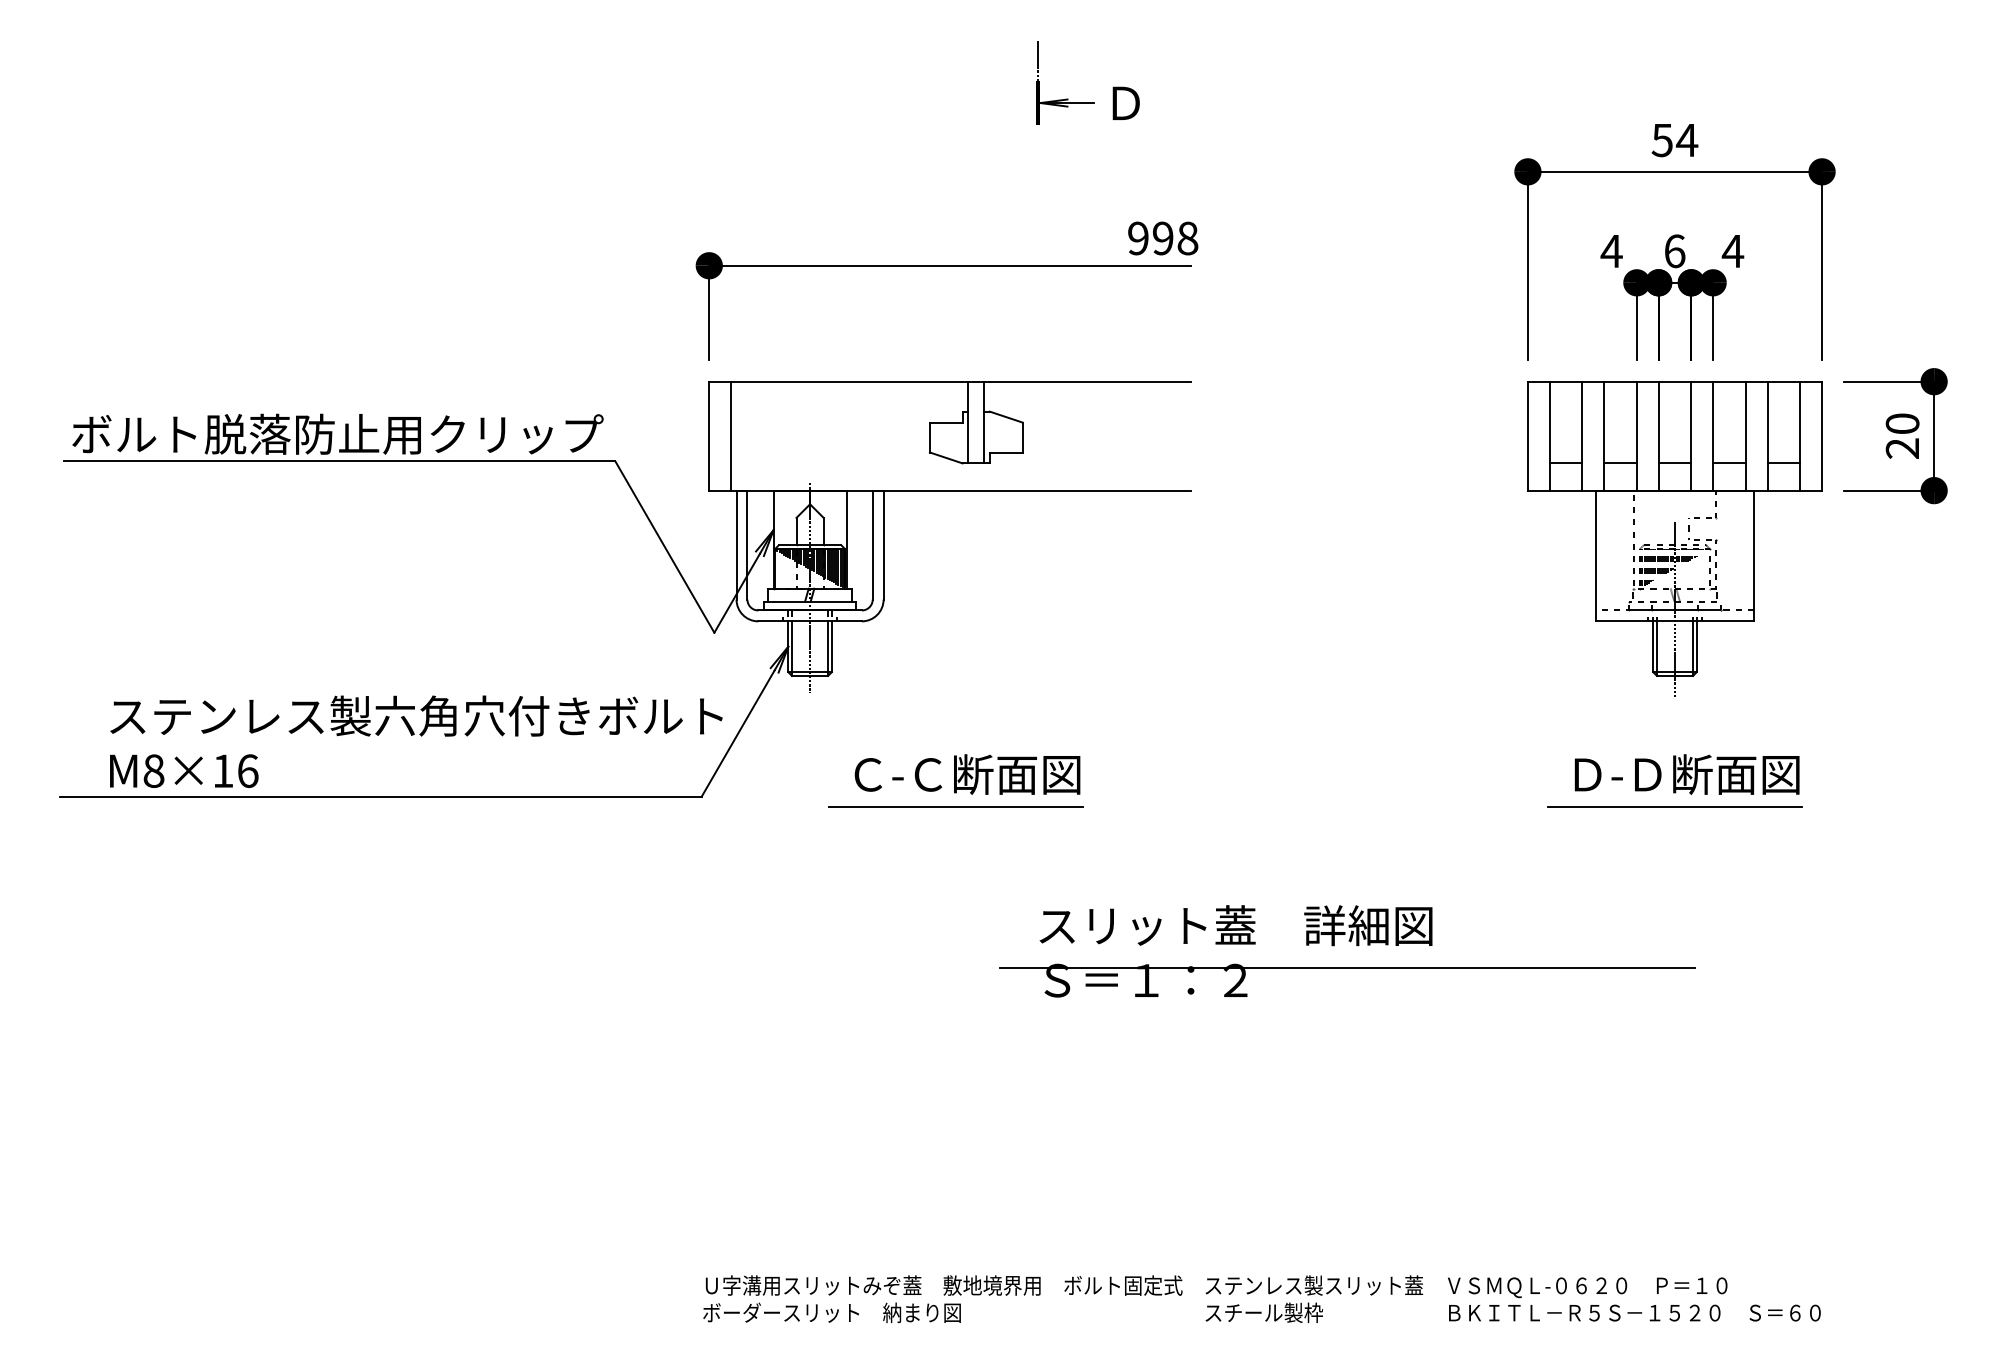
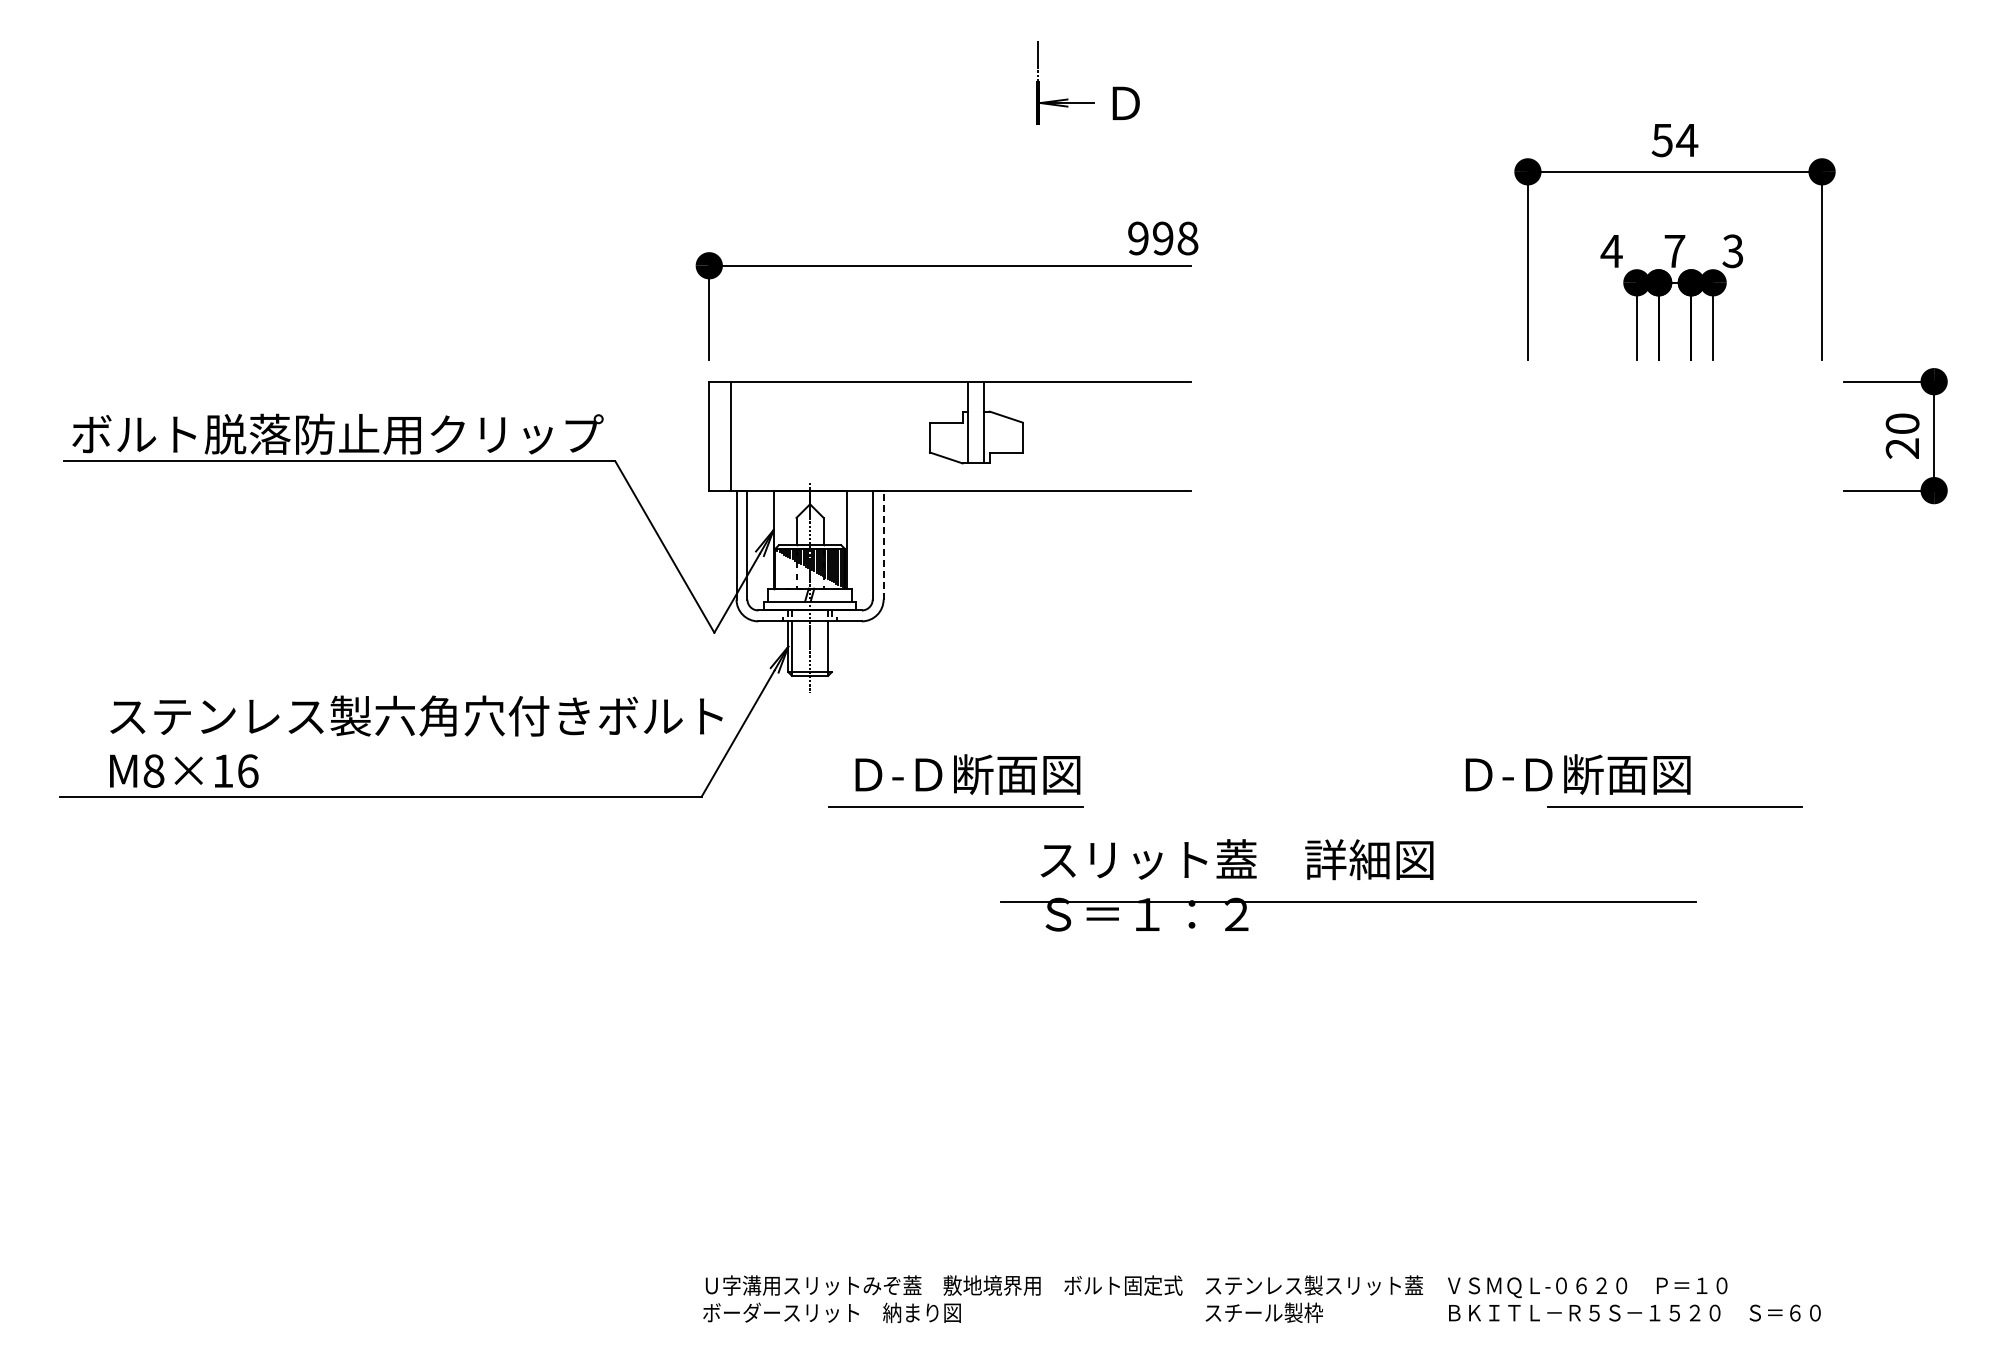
text: 6 -> 7 (1674, 251)
text: 4 -> 3 (1732, 251)
part: present -> none (1674, 538)
line: solid -> dashed (883, 544)
line: present -> none (831, 646)
text: Ｃ-Ｃ断面図 -> Ｄ-Ｄ断面図 (898, 774)
text position: (1686, 774) -> (1577, 774) (1577, 774)
part position: (1350, 942) -> (1351, 876) (1351, 876)
